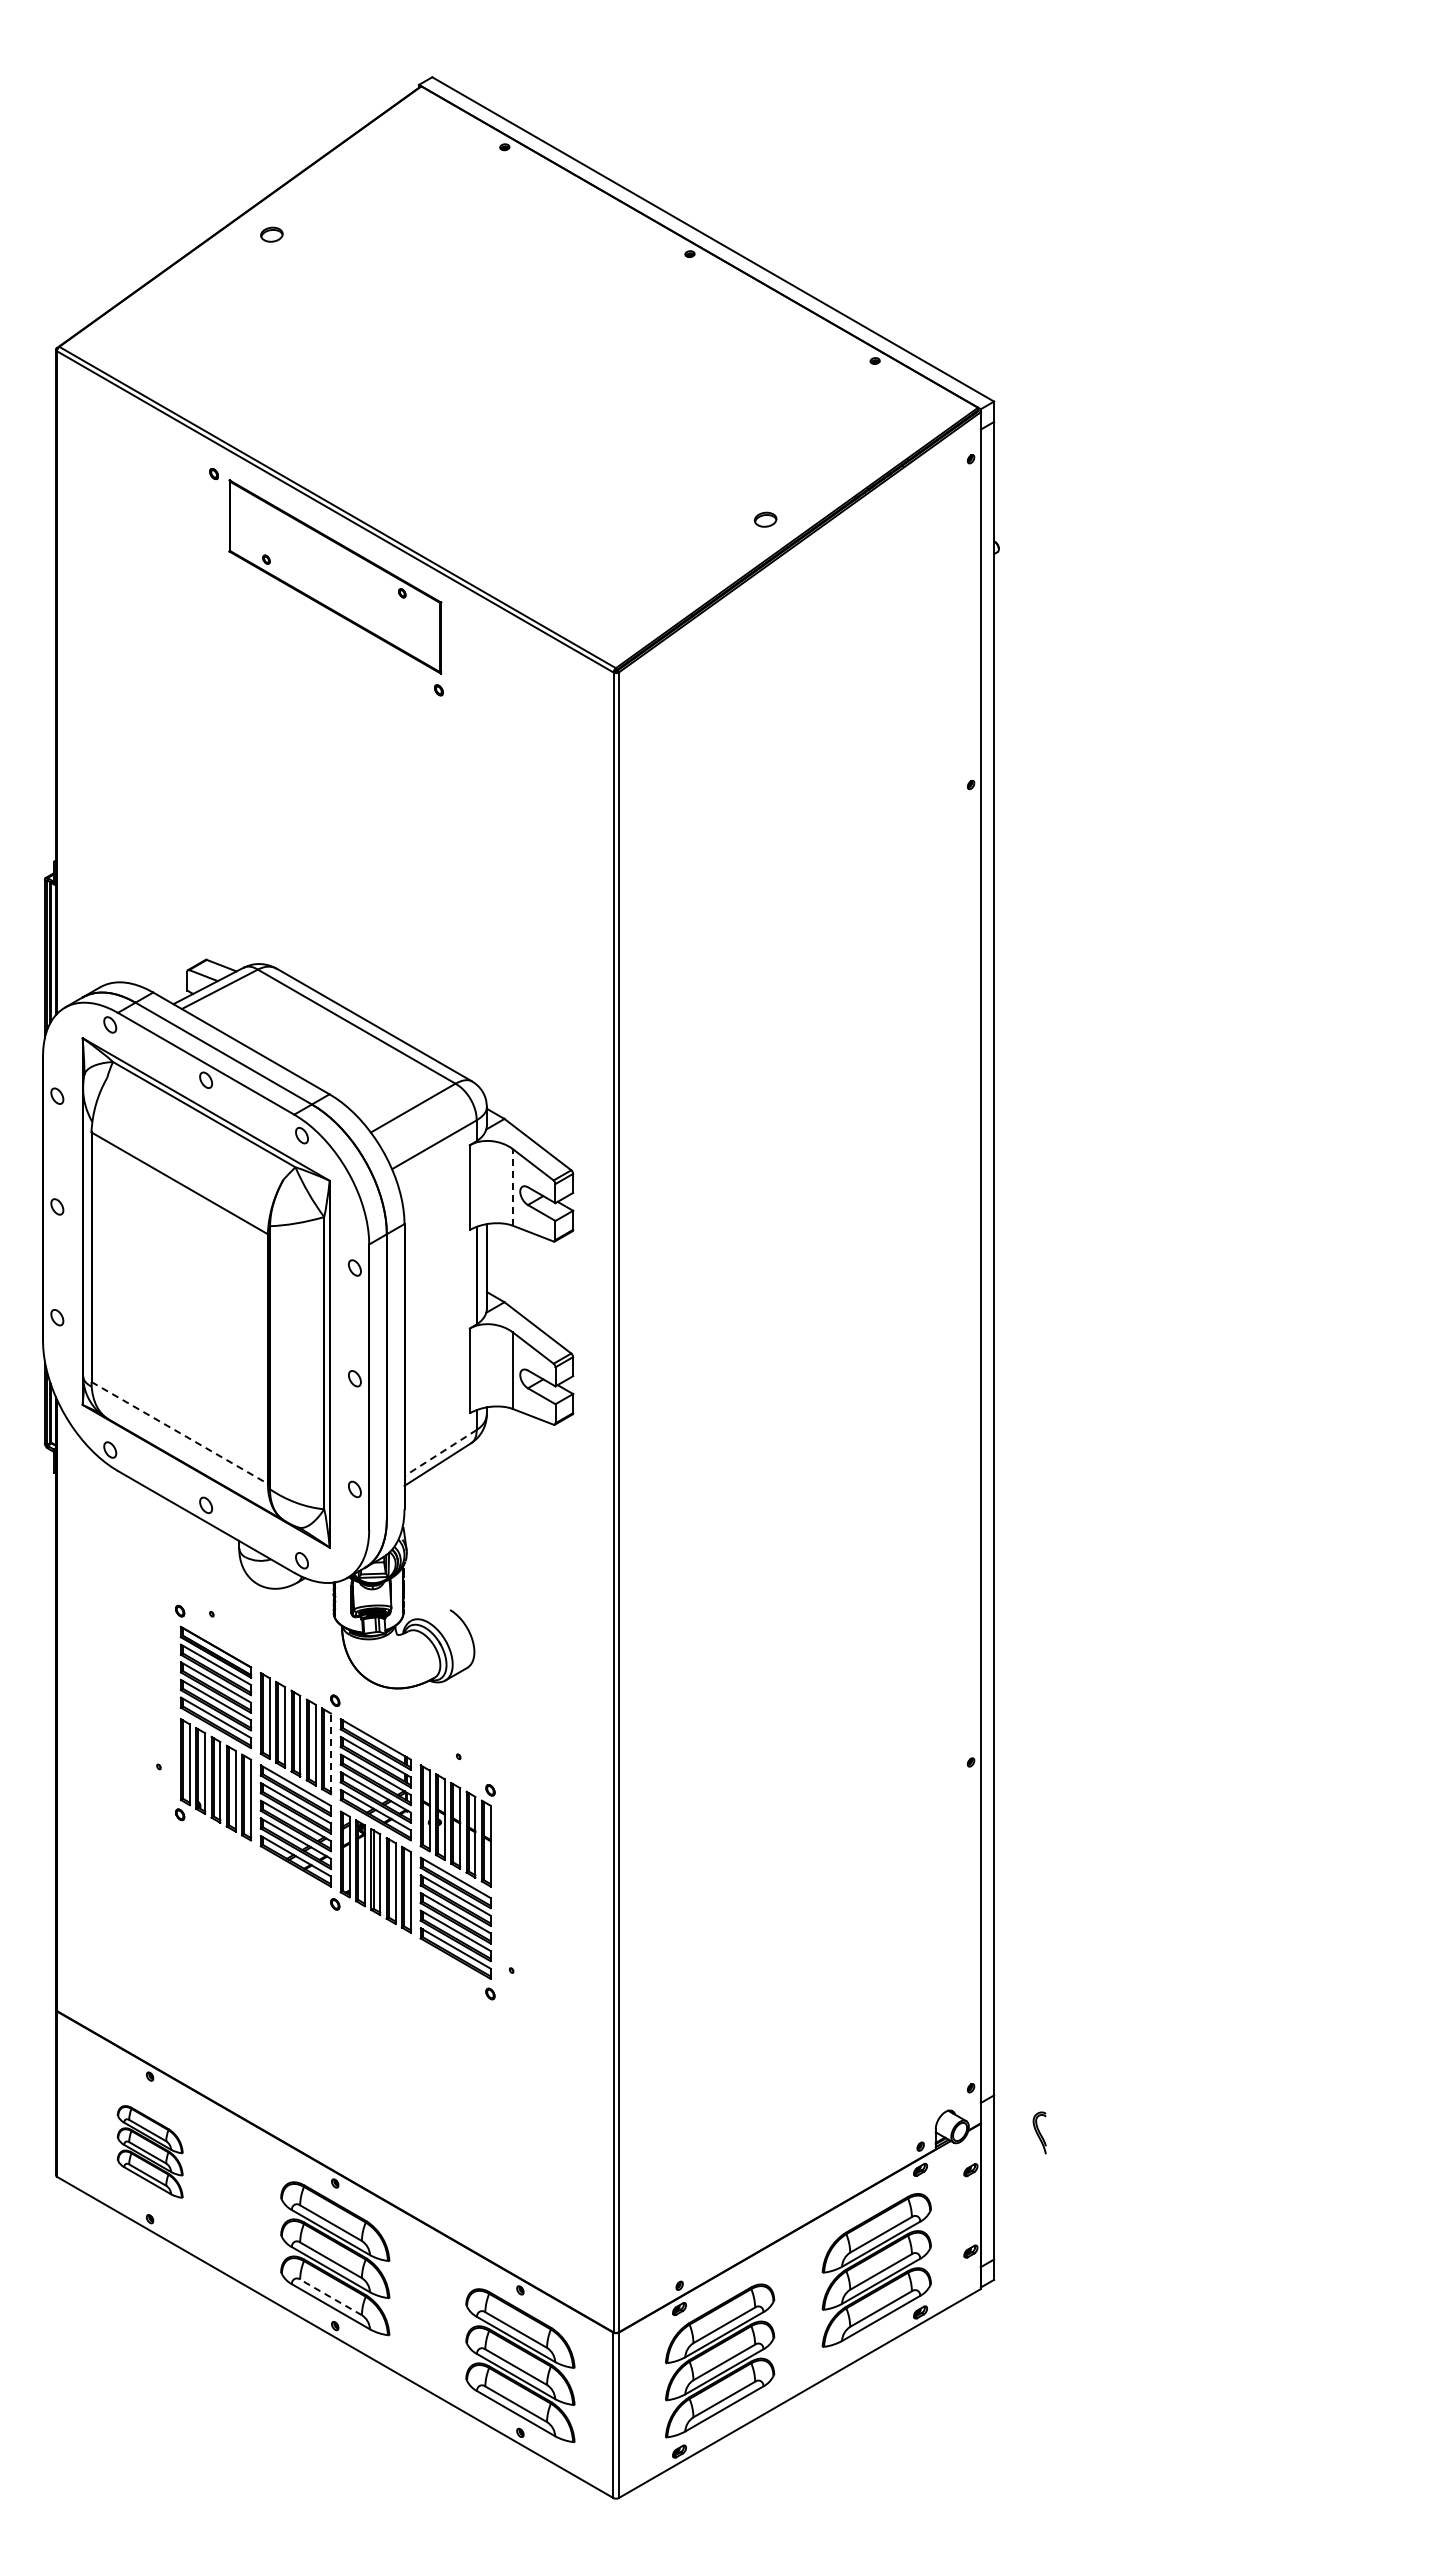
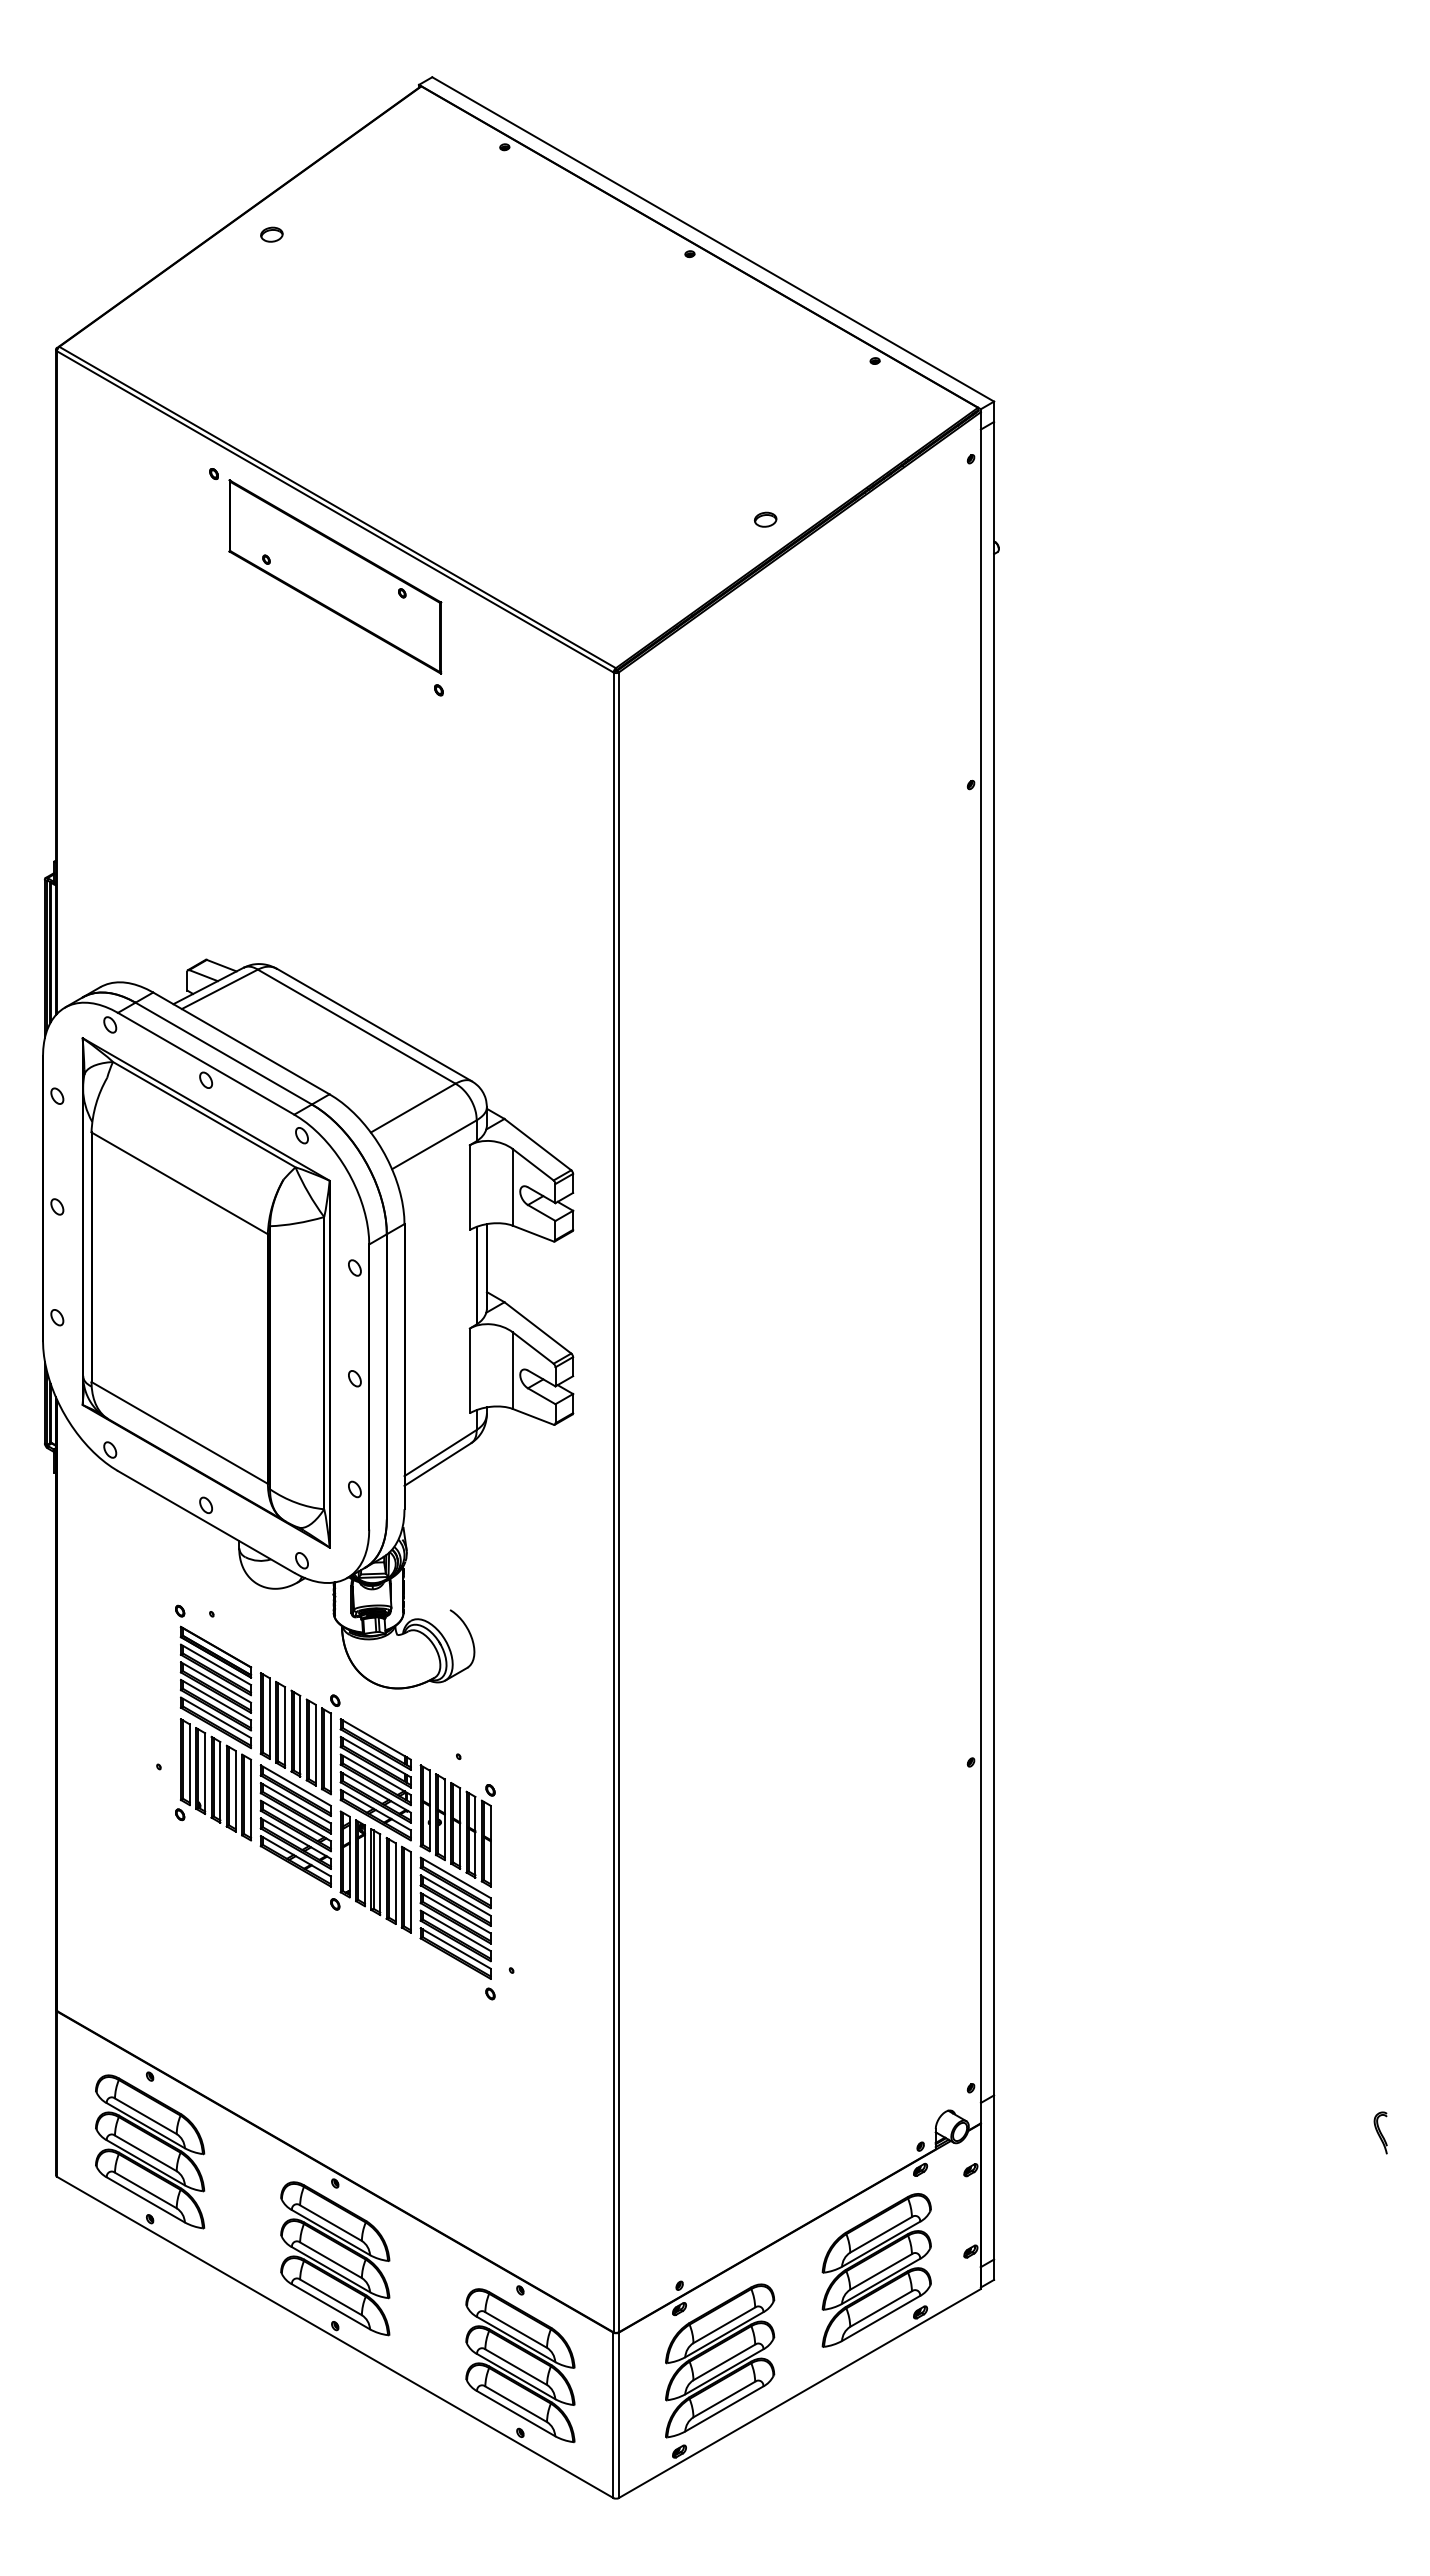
line: dashed -> solid (512, 1186)
line: dashed -> solid (179, 1432)
line: dashed -> solid (440, 1453)
line: dashed -> solid (330, 1753)
part position: (1039, 2132) -> (1380, 2132) (1380, 2132)
part size: 68x94 px -> 111x156 px (150, 2151)
line: dashed -> solid (331, 2297)
